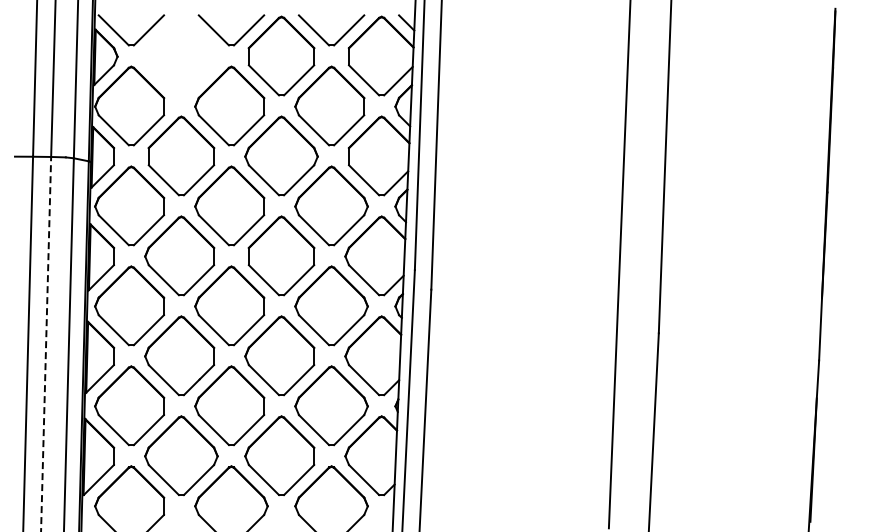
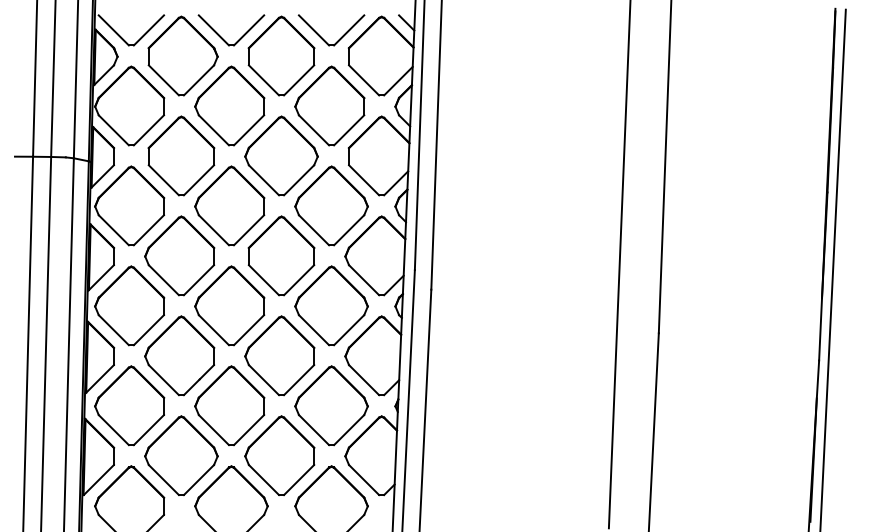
part: none -> present (182, 55)
line: none -> present (832, 268)
line: dashed -> solid (46, 343)
